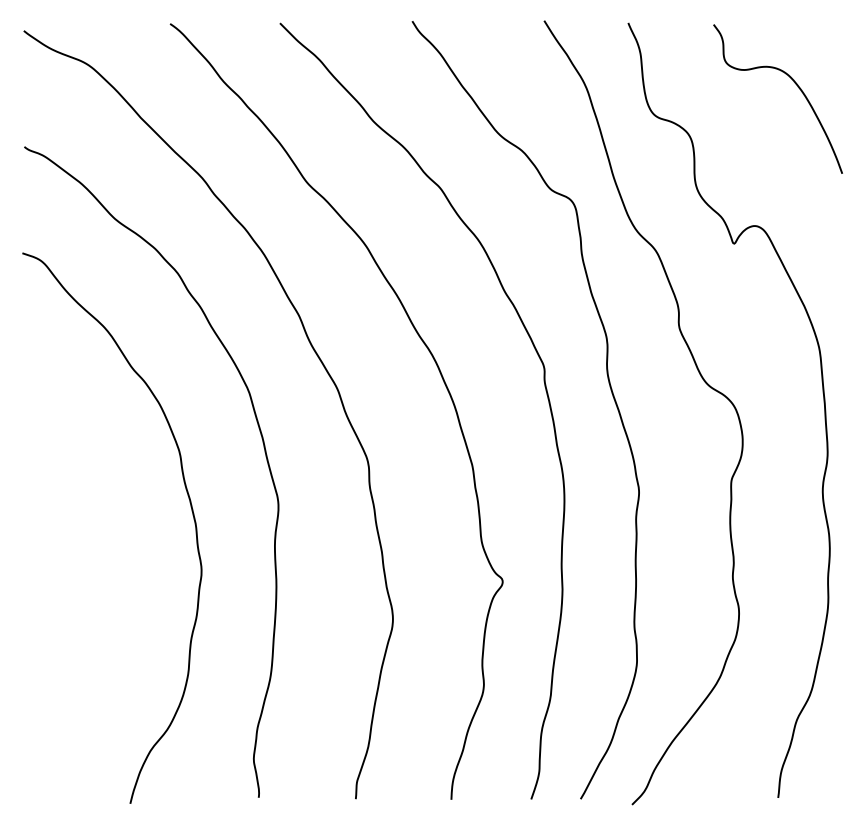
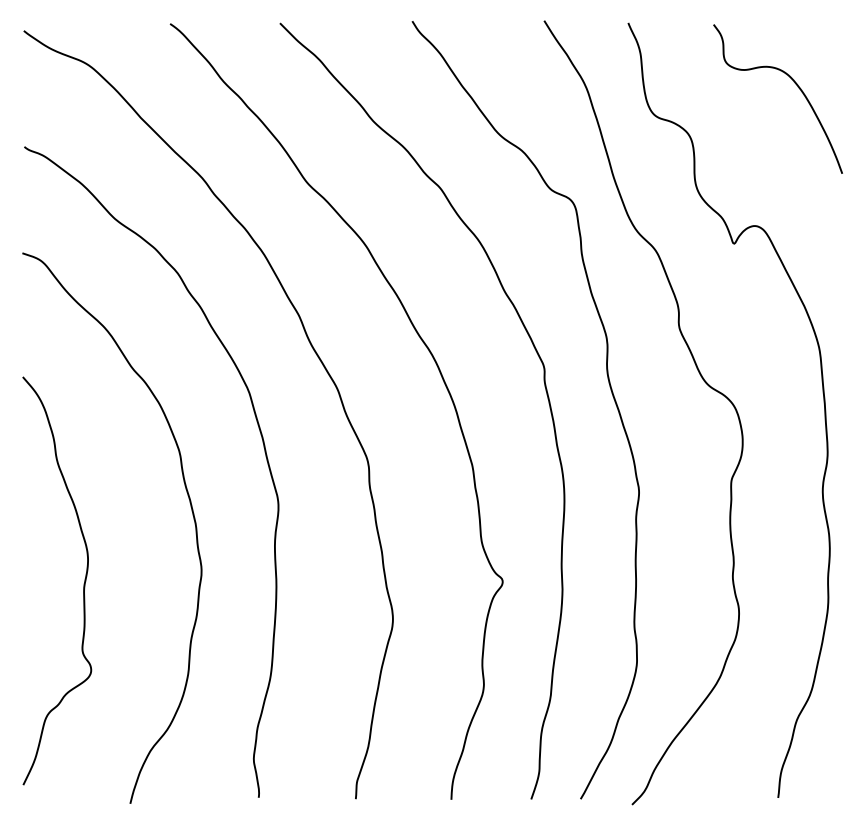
curve: none -> present (83, 583)
